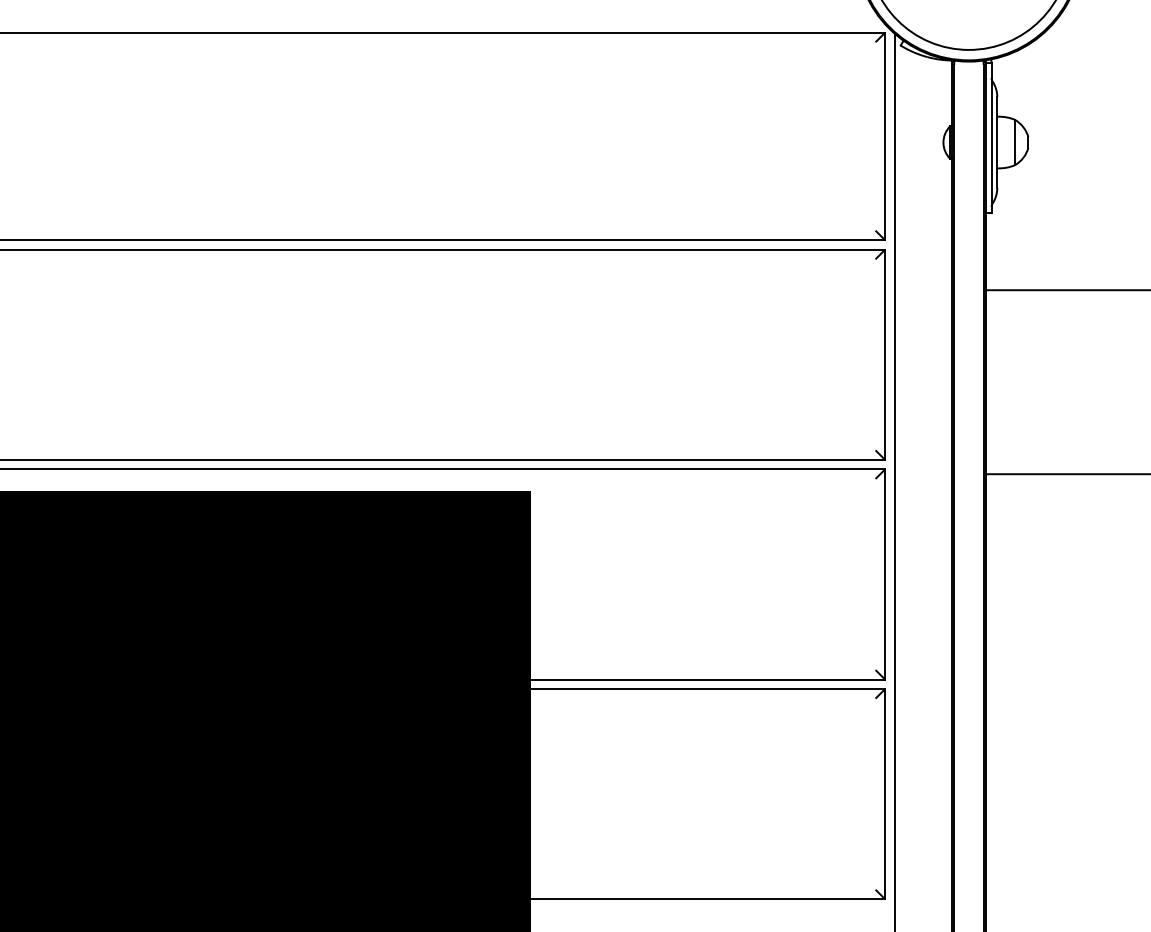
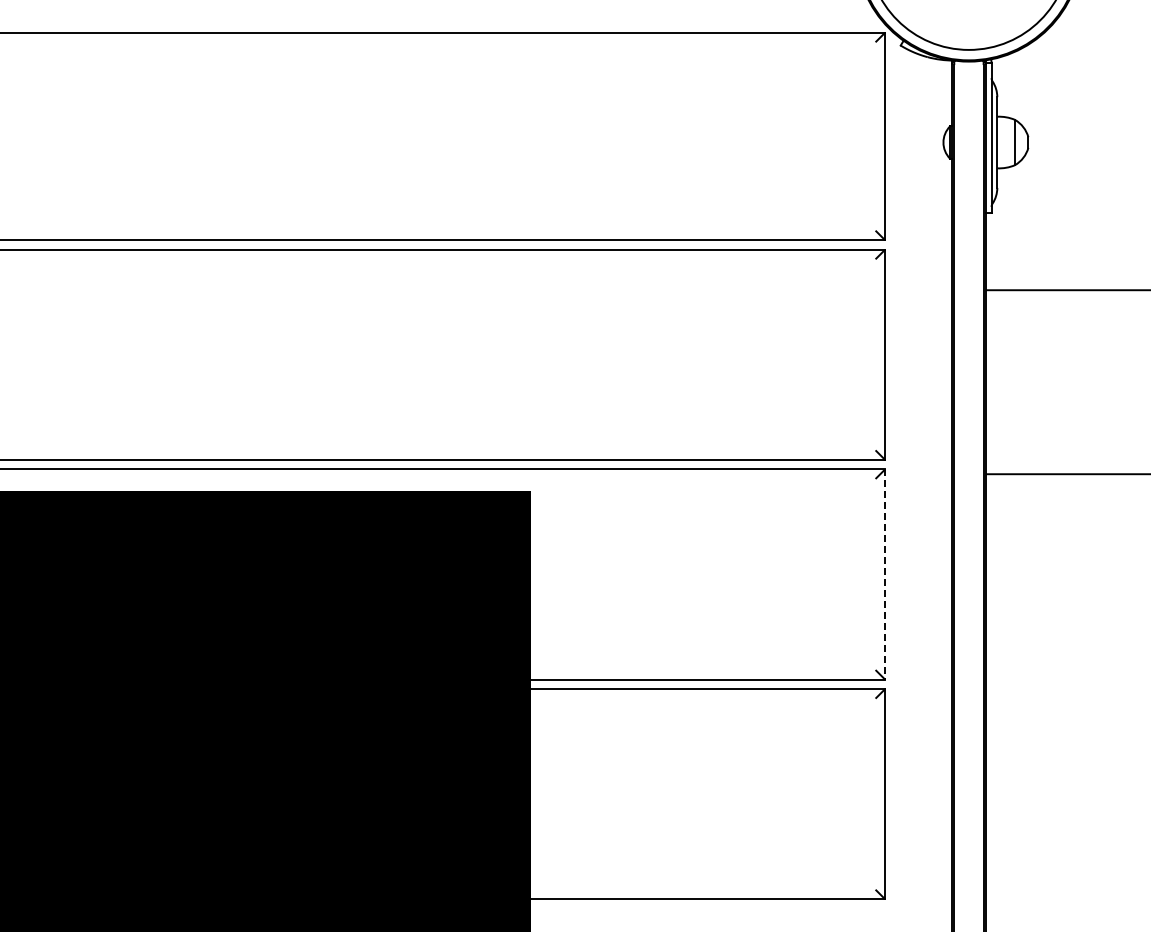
line: present -> none (894, 480)
line: solid -> dashed (885, 575)
